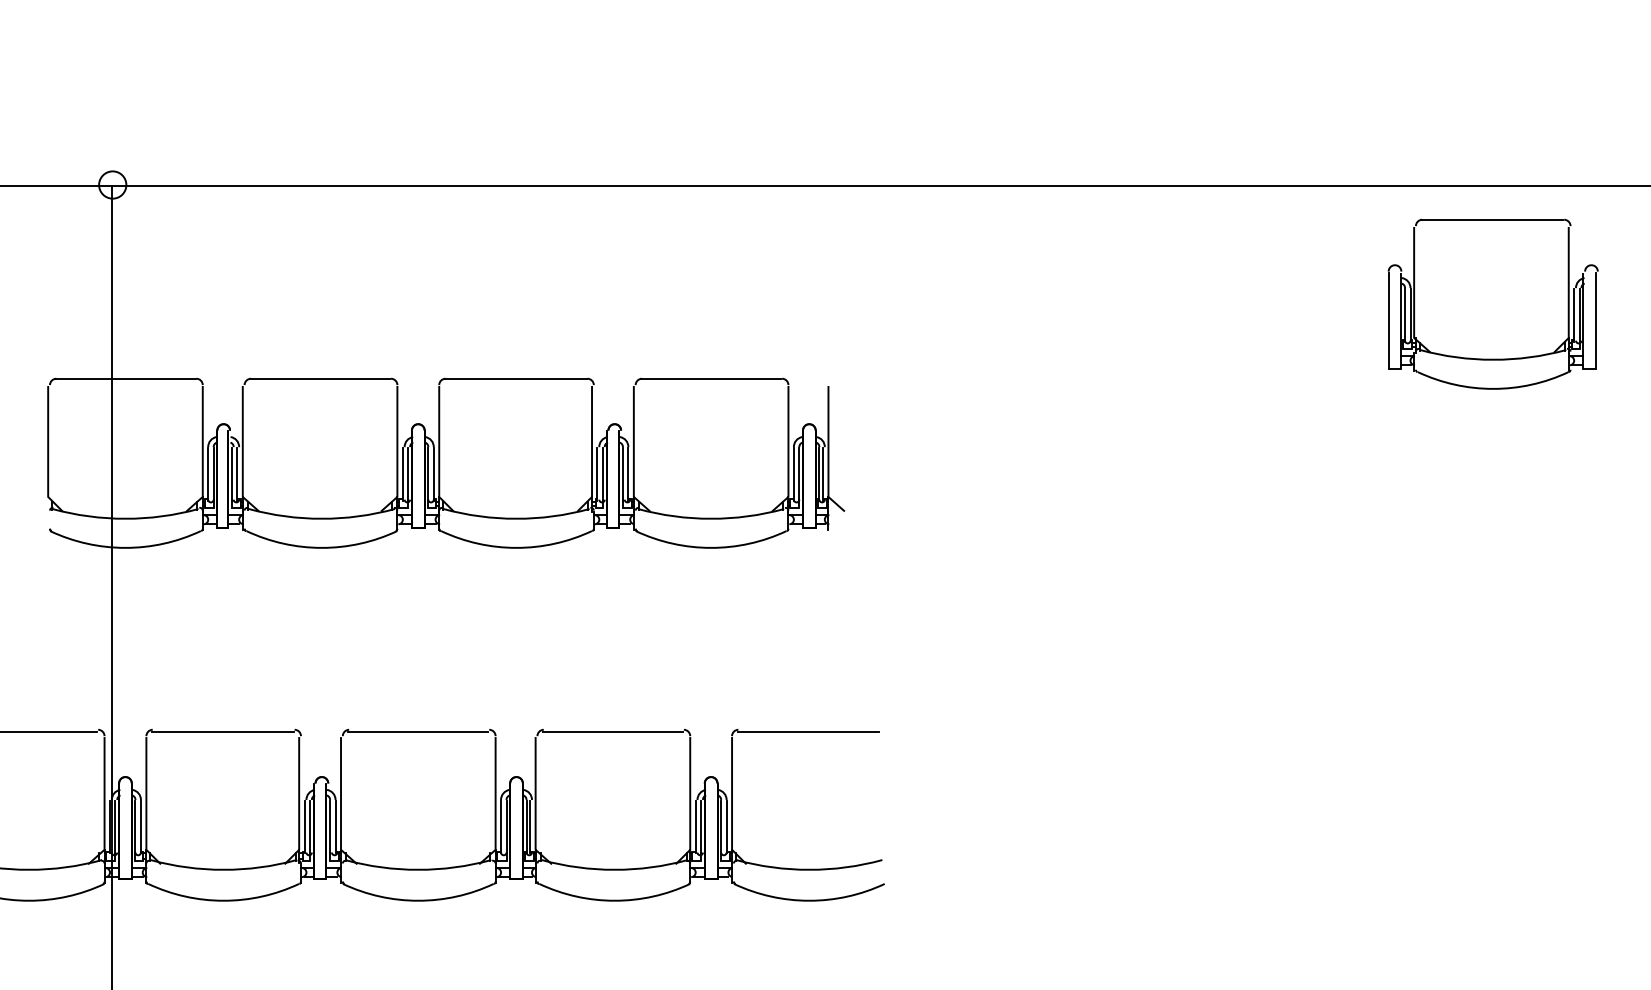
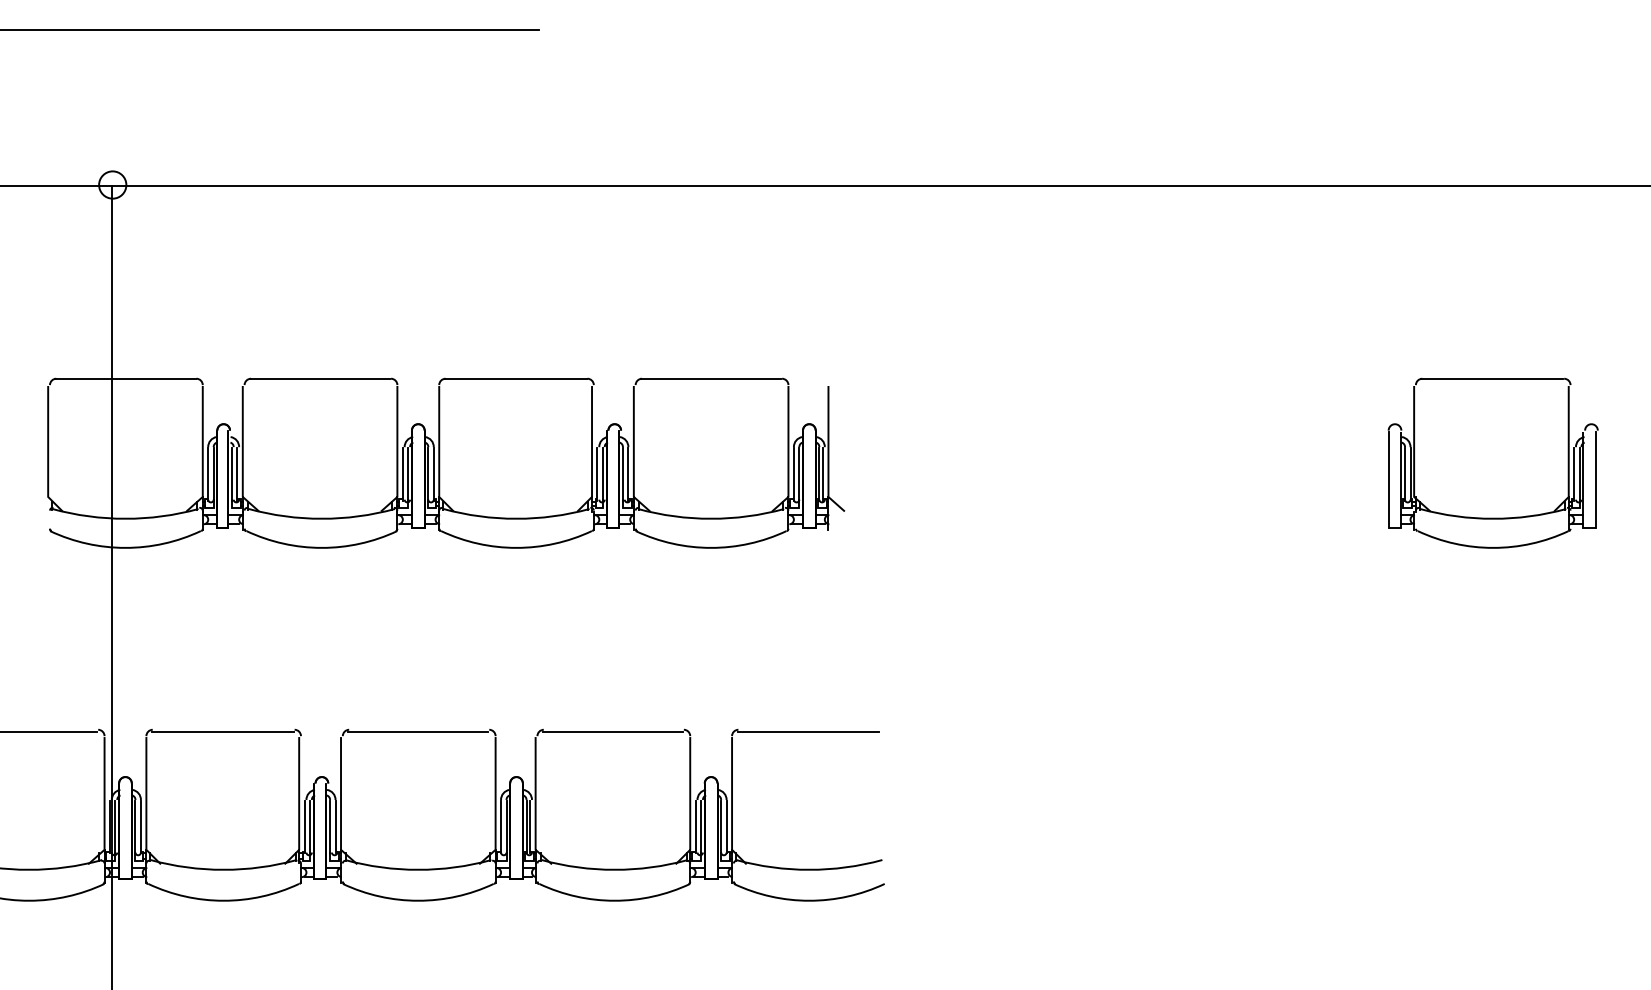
line: none -> present (270, 29)
part position: (1492, 358) -> (1492, 517) (1492, 517)
